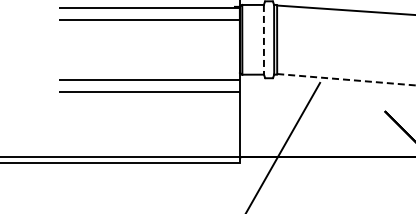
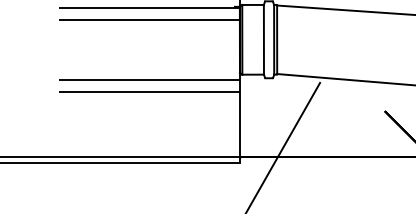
line: dashed -> solid (263, 39)
line: dashed -> solid (346, 79)
